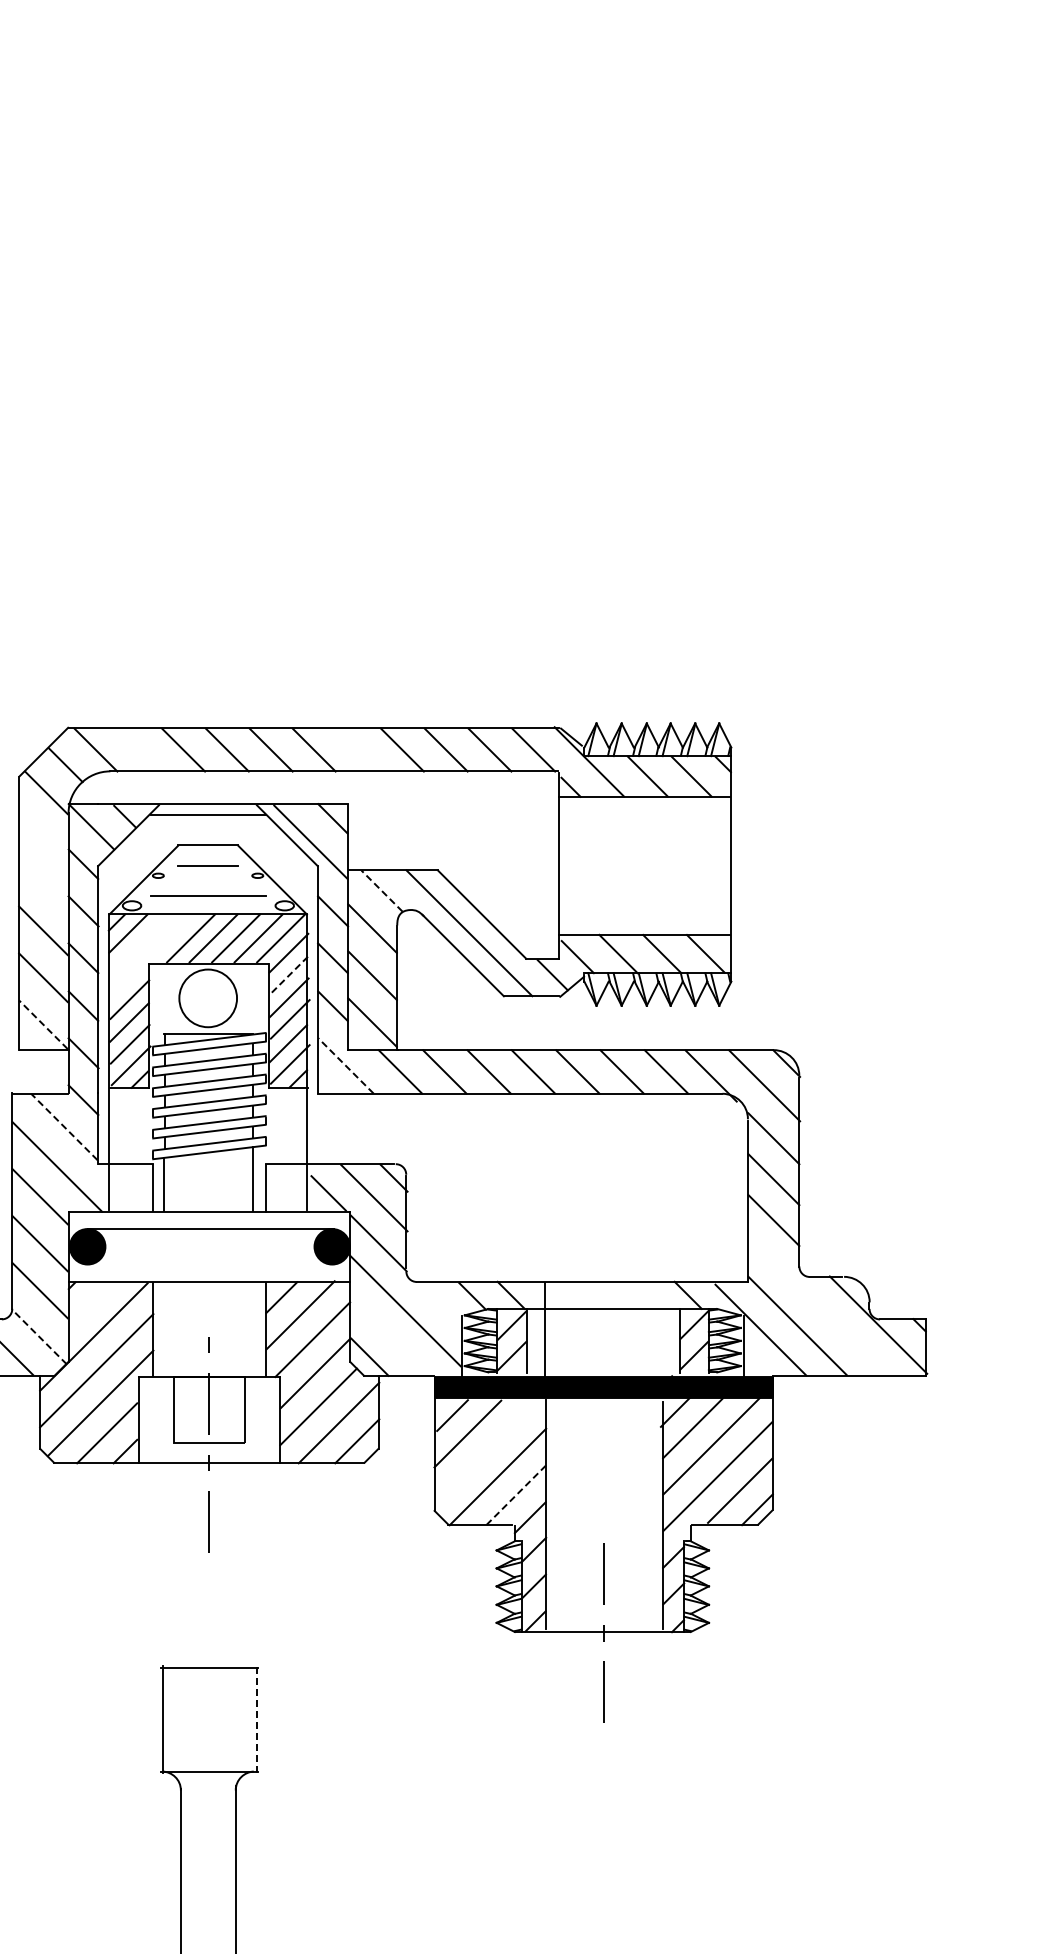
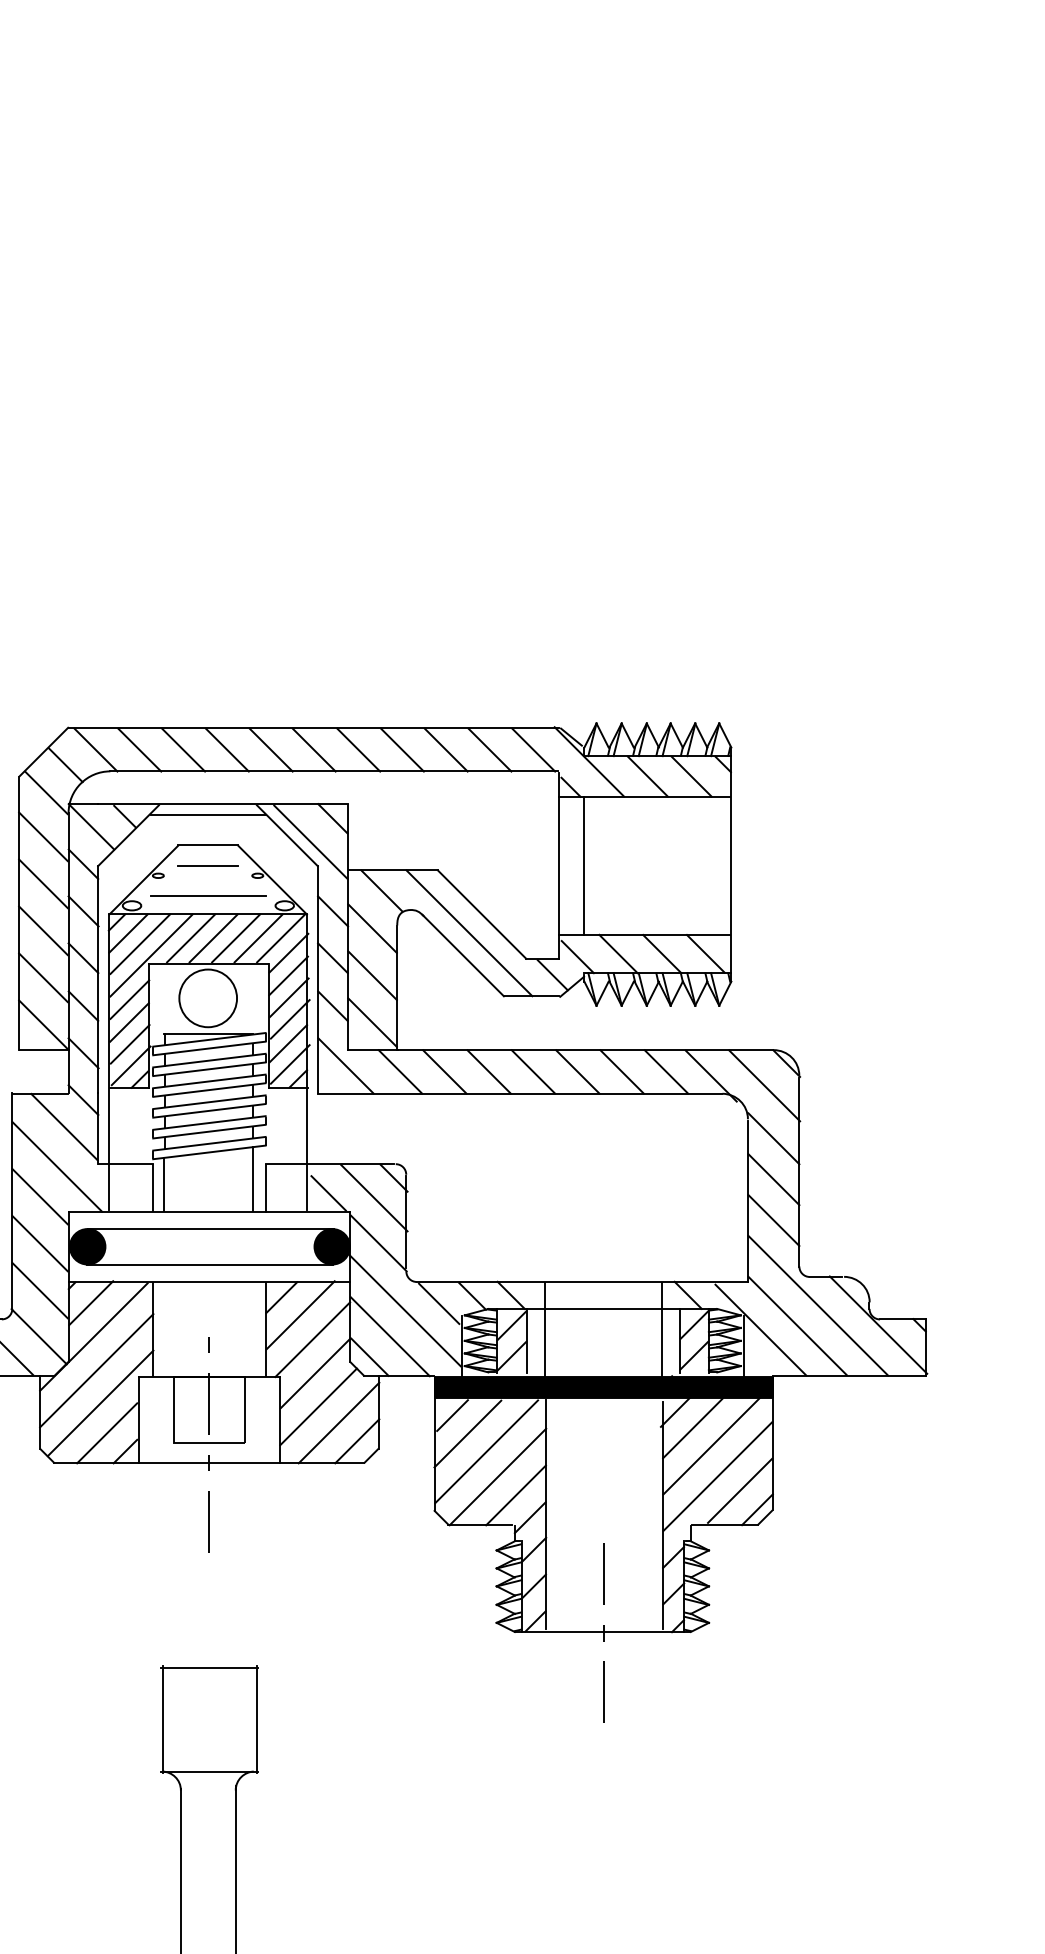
line: none -> present (139, 749)
line: none -> present (358, 749)
line: none -> present (43, 836)
line: none -> present (584, 866)
line: none -> present (43, 883)
line: dashed -> solid (382, 891)
line: none -> present (140, 943)
line: none -> present (151, 955)
line: dashed -> solid (288, 976)
line: dashed -> solid (43, 1024)
line: dashed -> solid (345, 1065)
line: dashed -> solid (64, 1127)
line: none -> present (209, 1264)
line: none -> present (91, 1303)
line: none -> present (439, 1303)
line: none -> present (818, 1305)
line: none -> present (662, 1328)
line: dashed -> solid (38, 1336)
line: none -> present (389, 1336)
line: none -> present (486, 1451)
line: dashed -> solid (515, 1495)
line: dashed -> solid (256, 1719)
